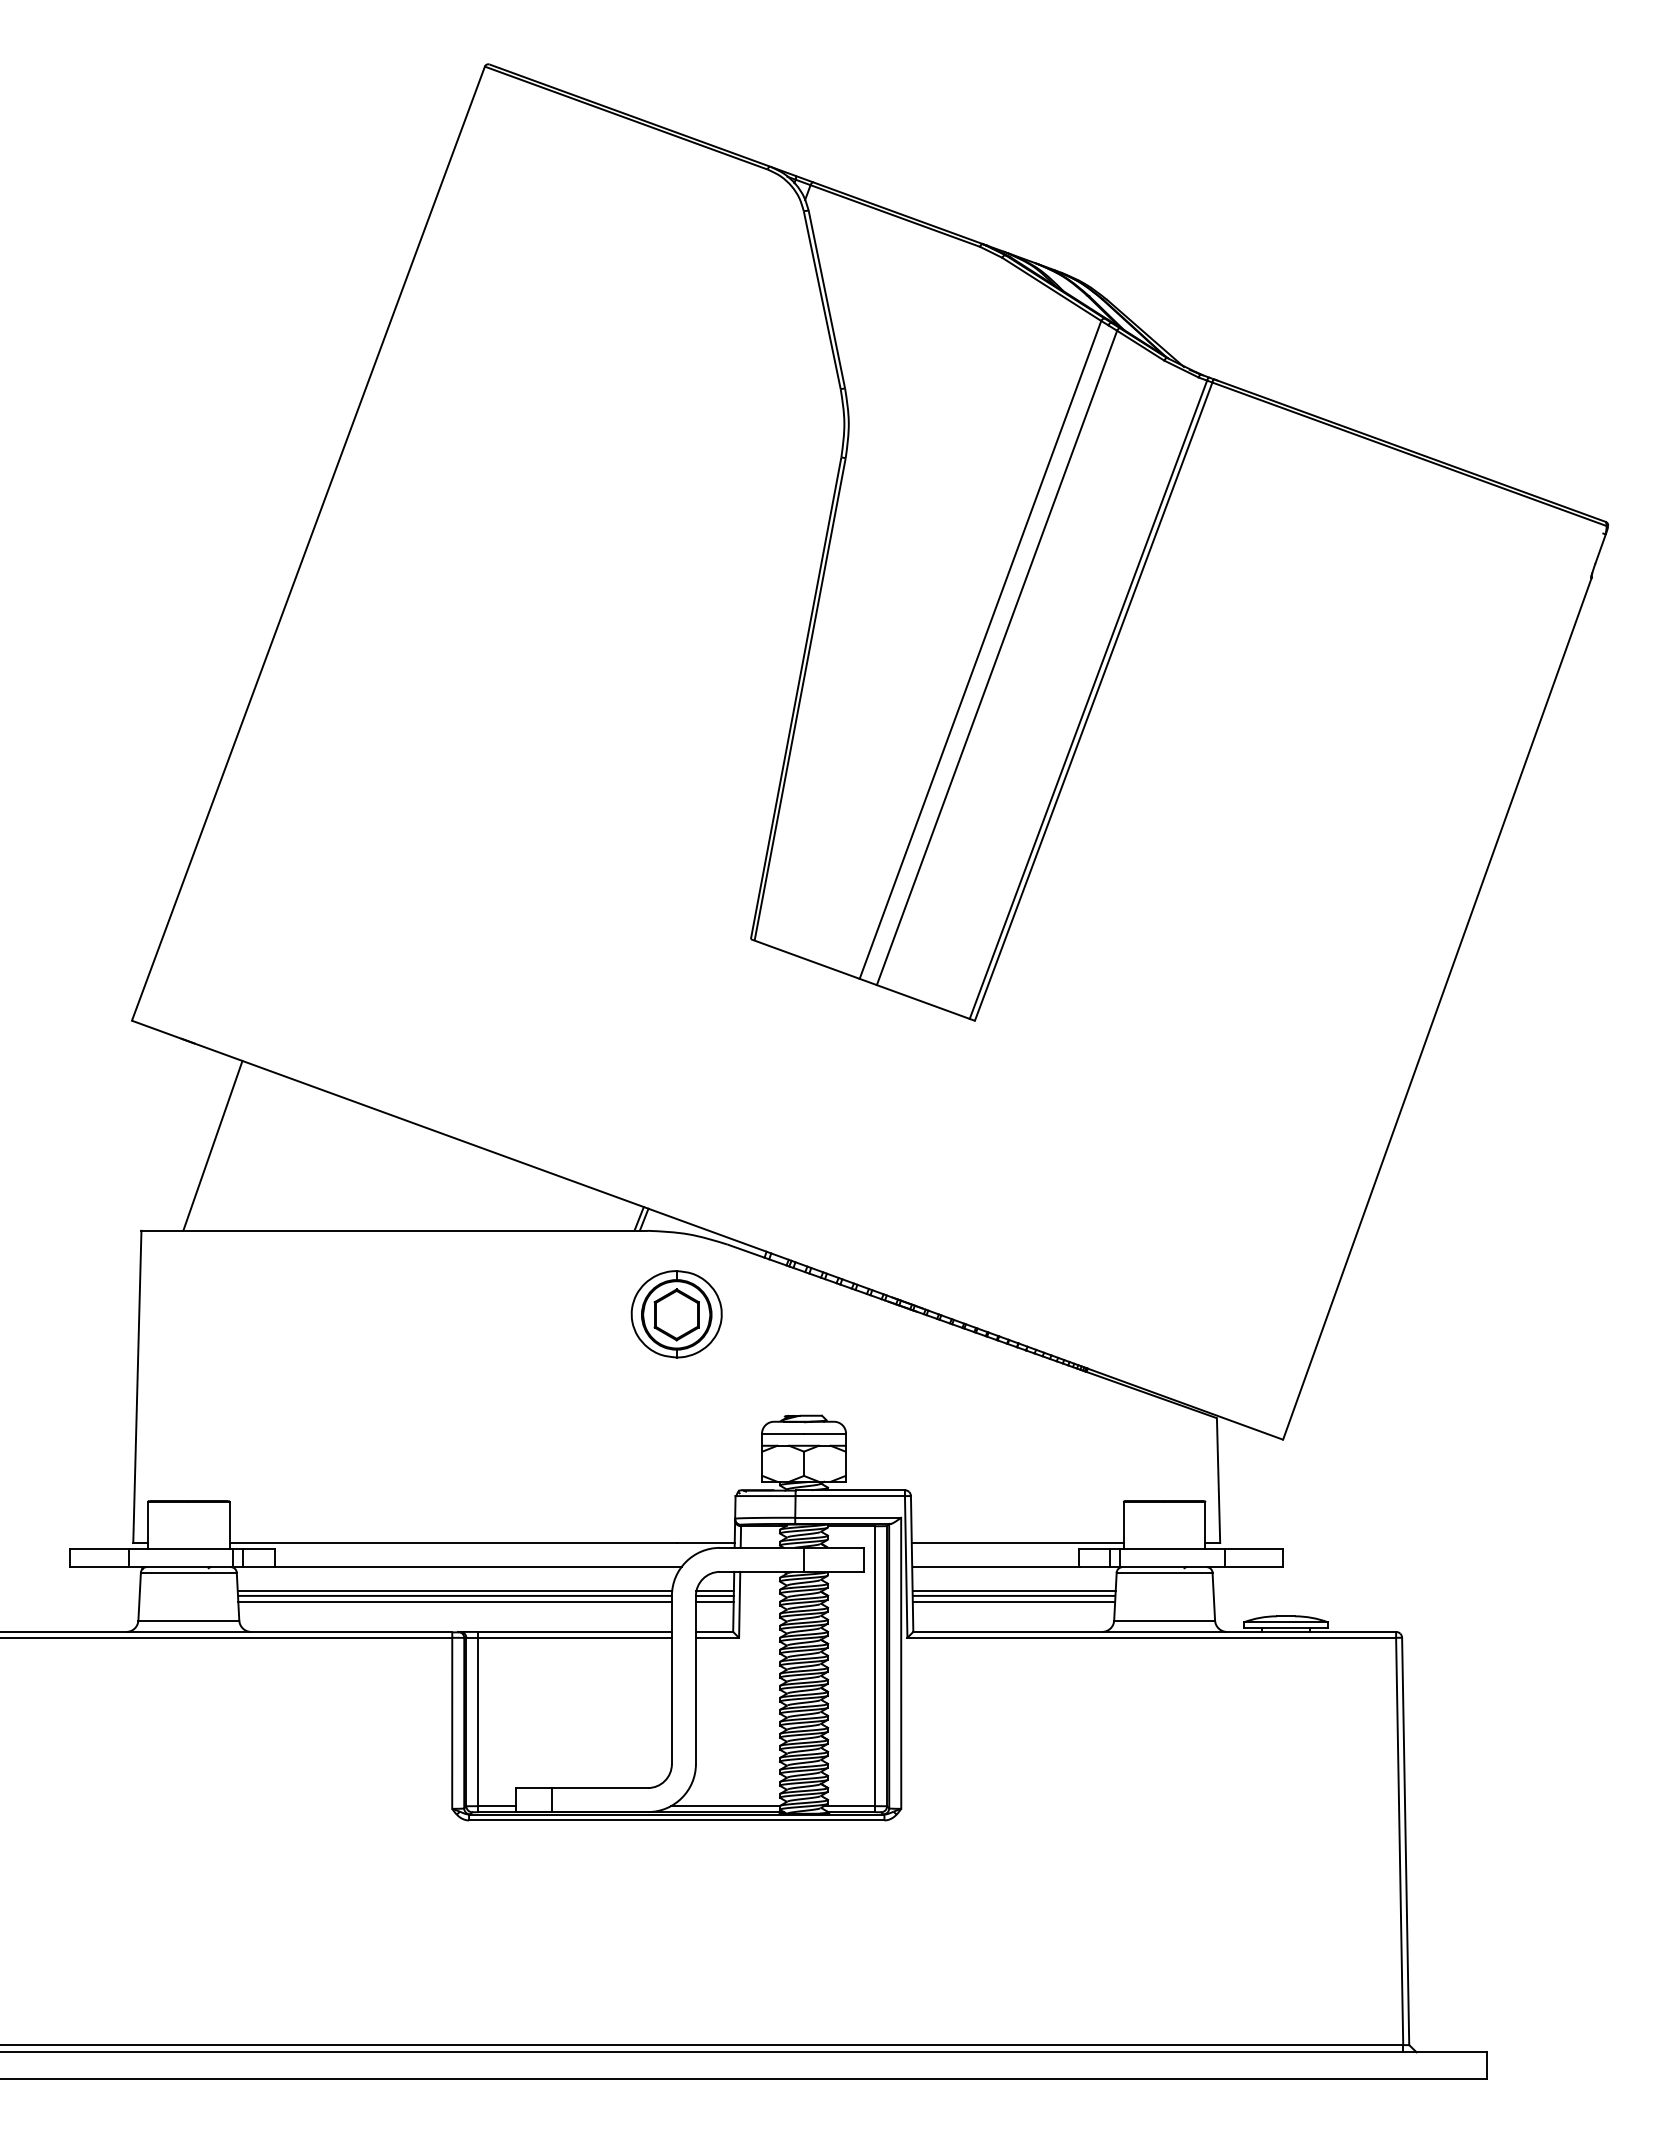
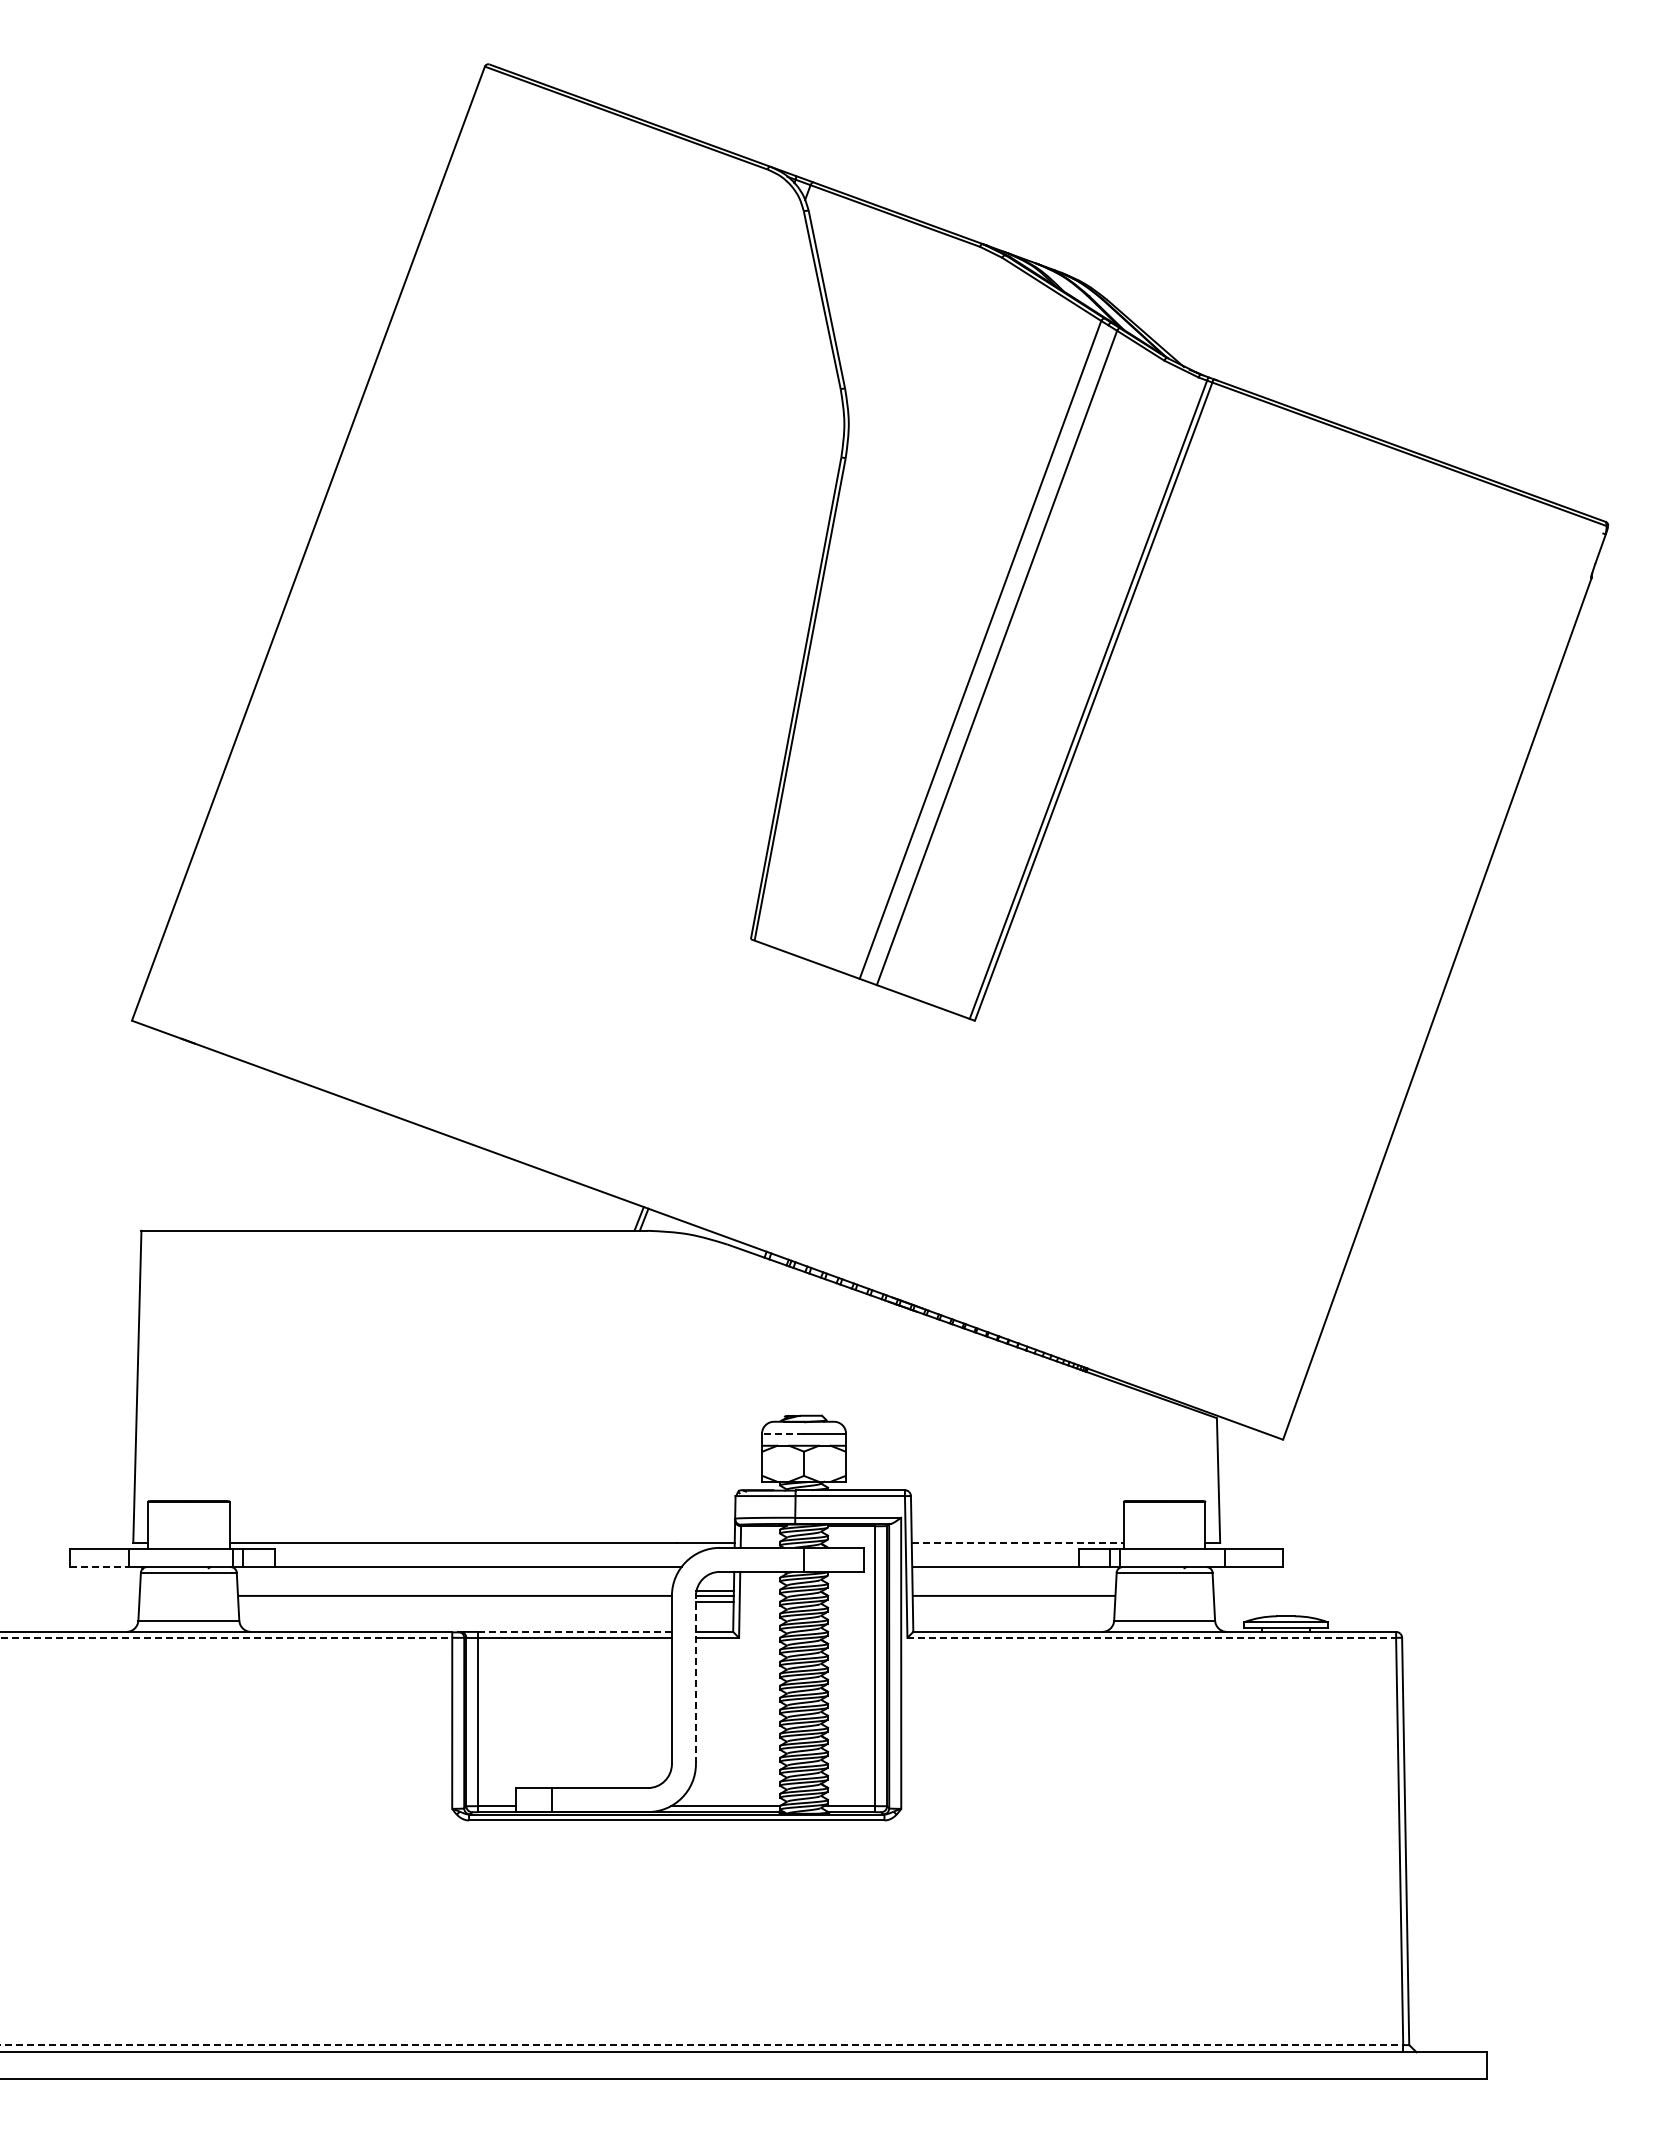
line: present -> none (212, 1145)
part: present -> none (676, 1314)
line: solid -> dashed (782, 1433)
line: solid -> dashed (1018, 1543)
line: solid -> dashed (100, 1567)
line: present -> none (454, 1591)
line: present -> none (1014, 1591)
line: present -> none (454, 1601)
line: present -> none (1014, 1601)
line: solid -> dashed (575, 1631)
line: solid -> dashed (226, 1637)
line: solid -> dashed (1152, 1637)
line: solid -> dashed (695, 1679)
line: solid -> dashed (702, 2045)
